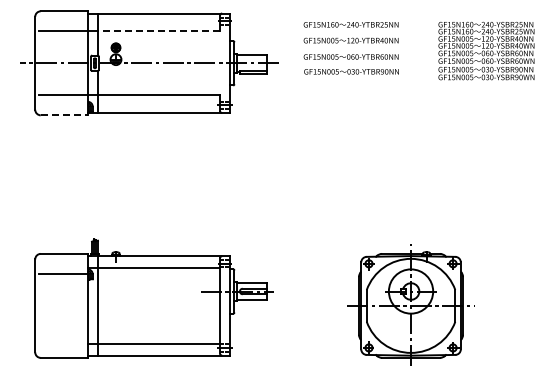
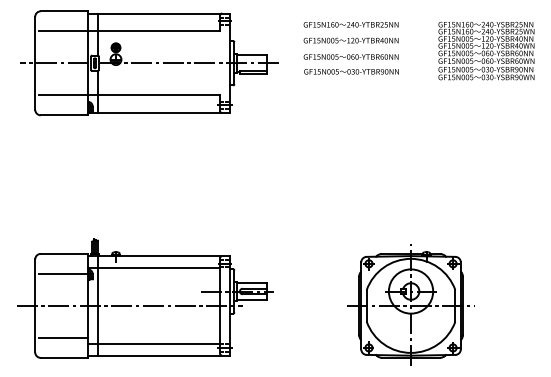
line: dashed -> solid (159, 31)
line: dashed -> solid (64, 115)
line: none -> present (129, 305)
line: none -> present (63, 337)
